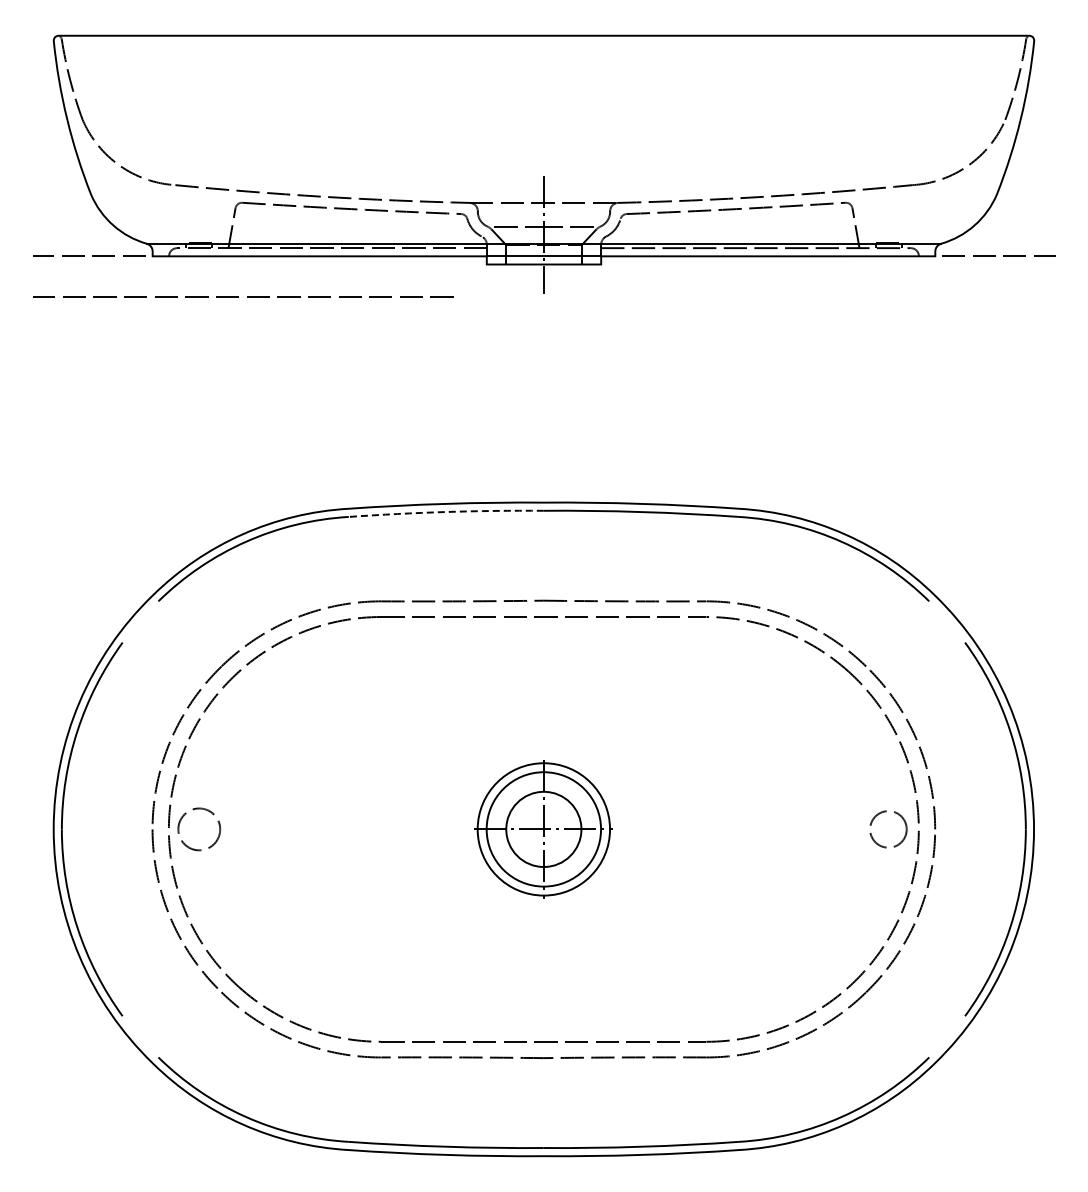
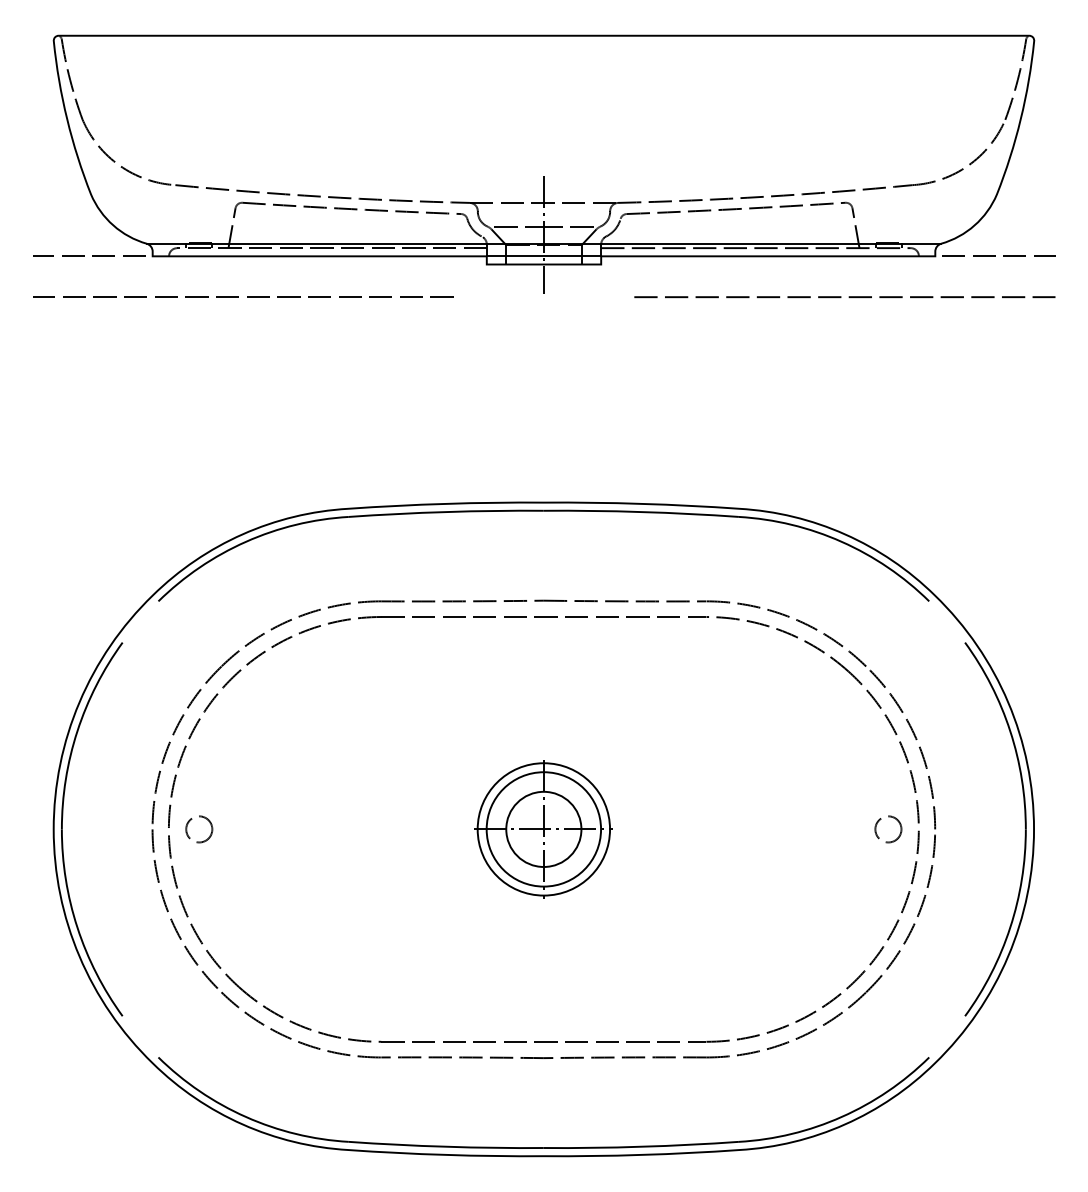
line: none -> present (841, 297)
arc: dashed -> solid (446, 512)
circle diameter: 42 px -> 26 px (199, 829)
circle diameter: 37 px -> 26 px (888, 829)
